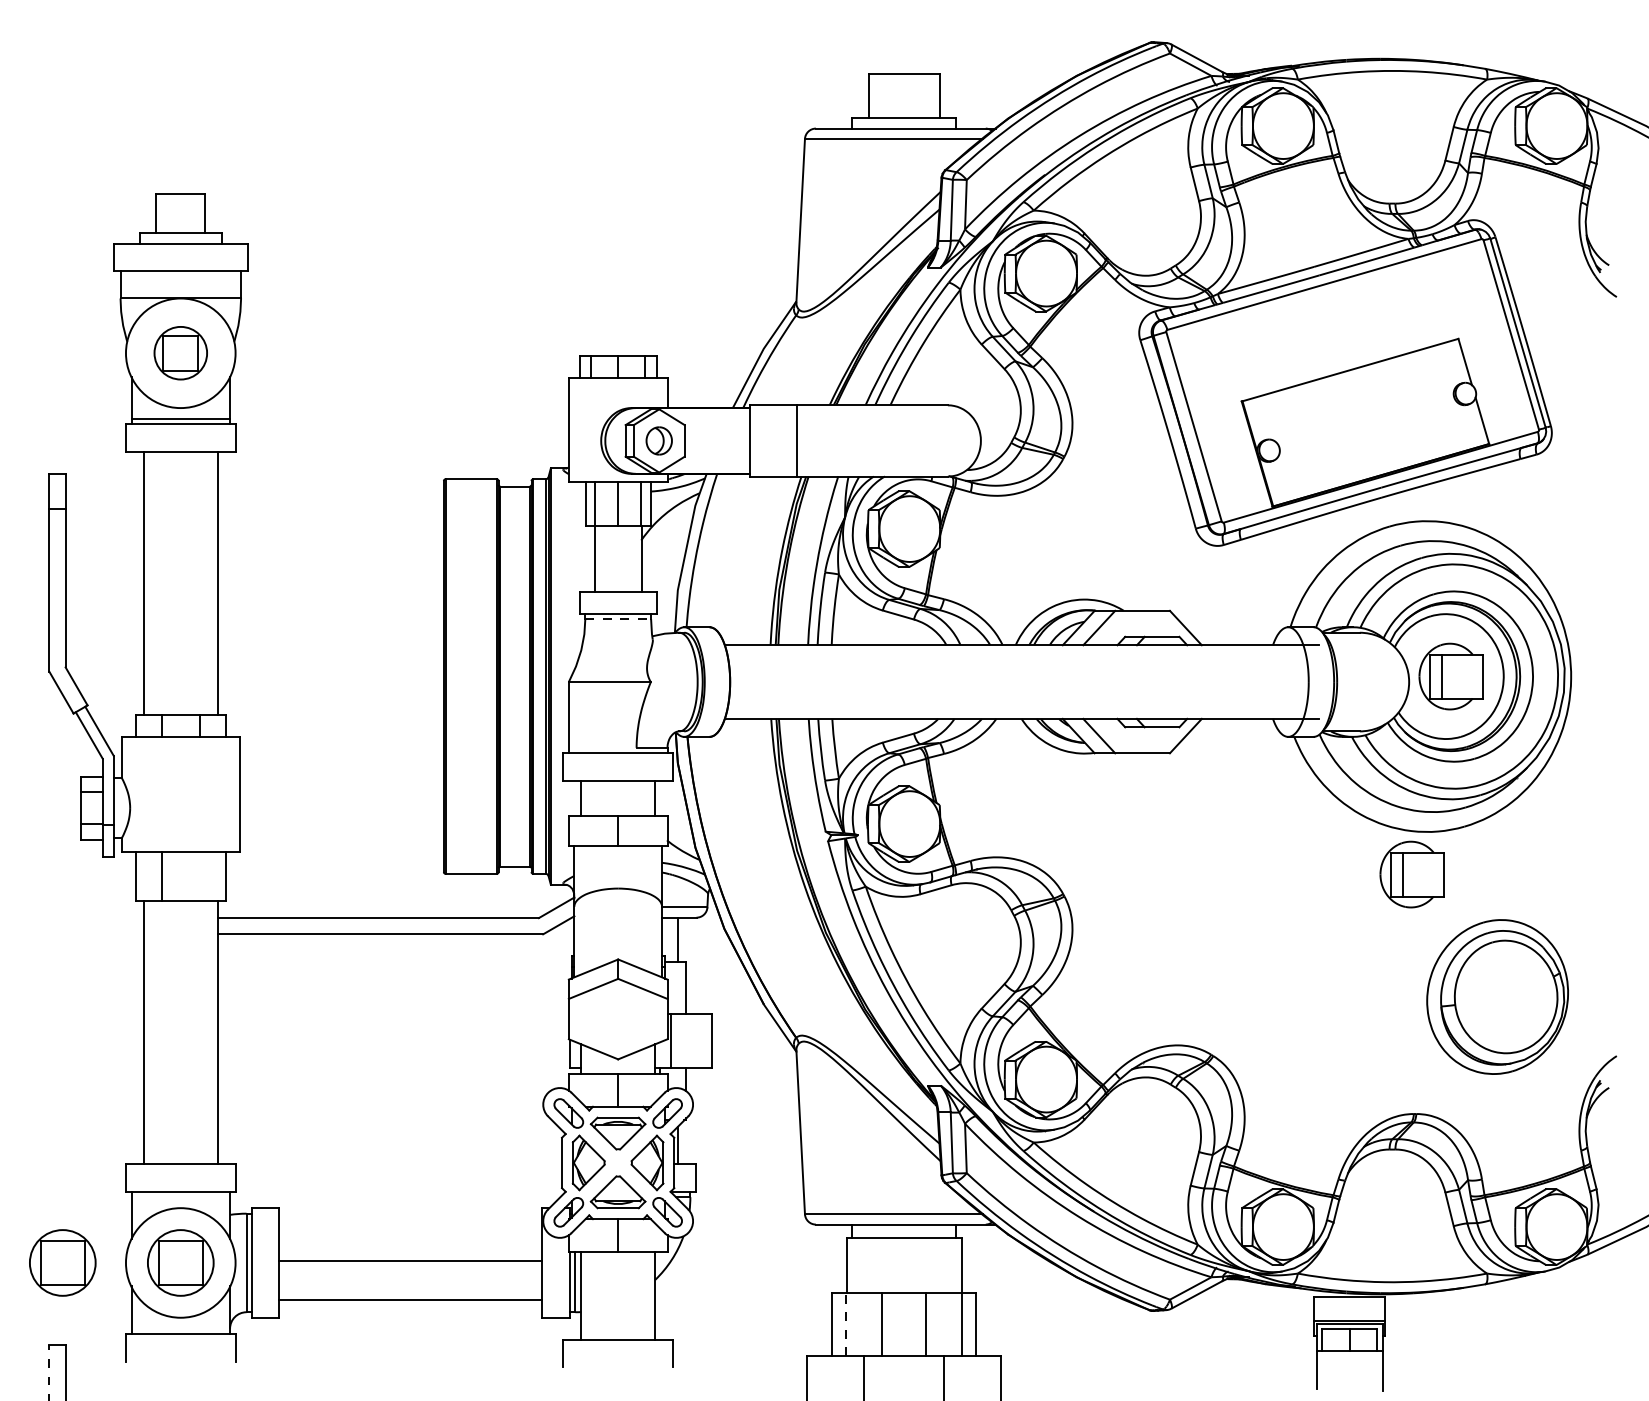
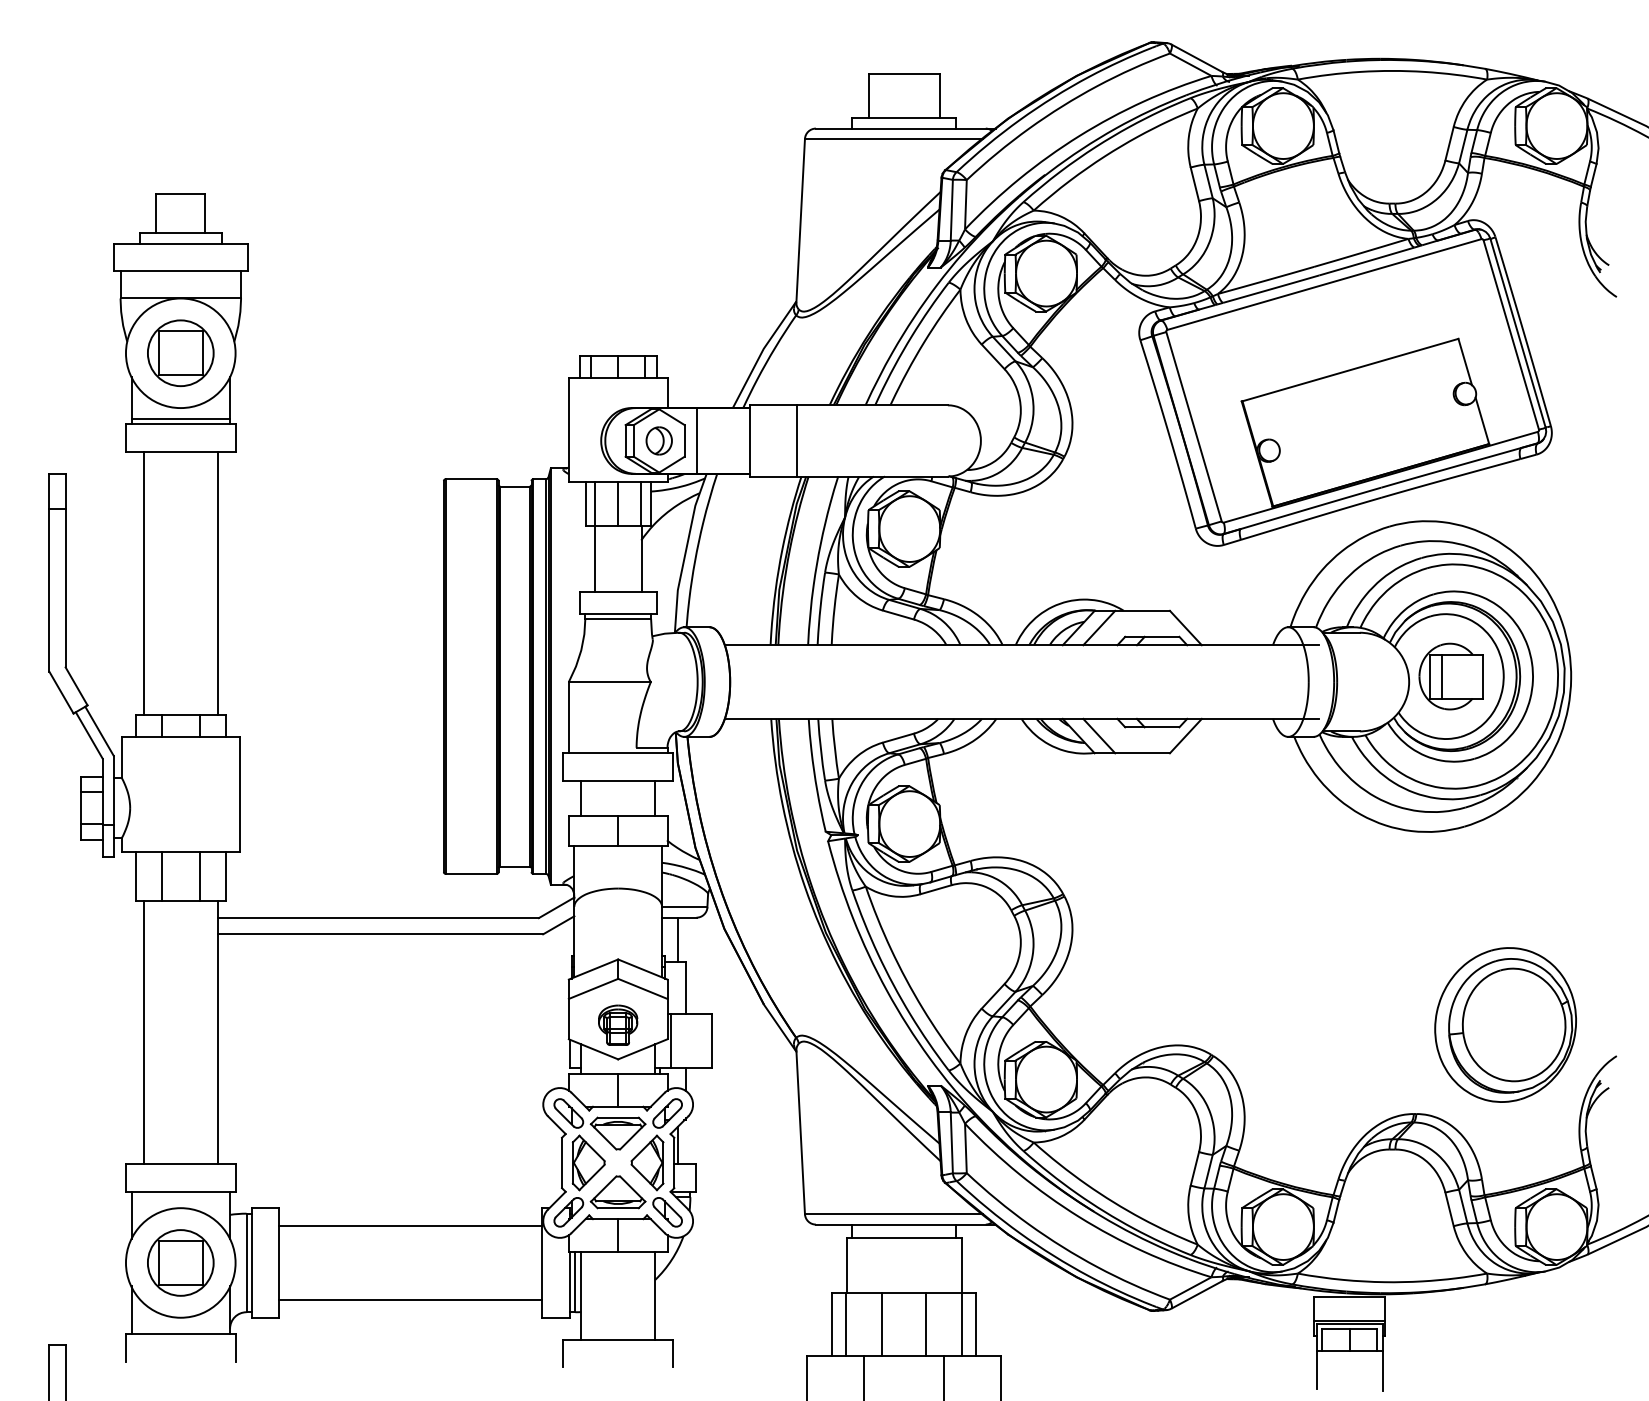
part size: 55x55 px -> 68x68 px (180, 352)
line: none -> present (696, 440)
line: dashed -> solid (618, 619)
part: present -> none (1411, 874)
line: none -> present (199, 876)
part position: (1497, 996) -> (1505, 1024) (1505, 1024)
part: none -> present (618, 1024)
line position: (410, 1261) -> (410, 1226) (410, 1226)
part: present -> none (62, 1262)
line: dashed -> solid (845, 1324)
line: dashed -> solid (49, 1372)
